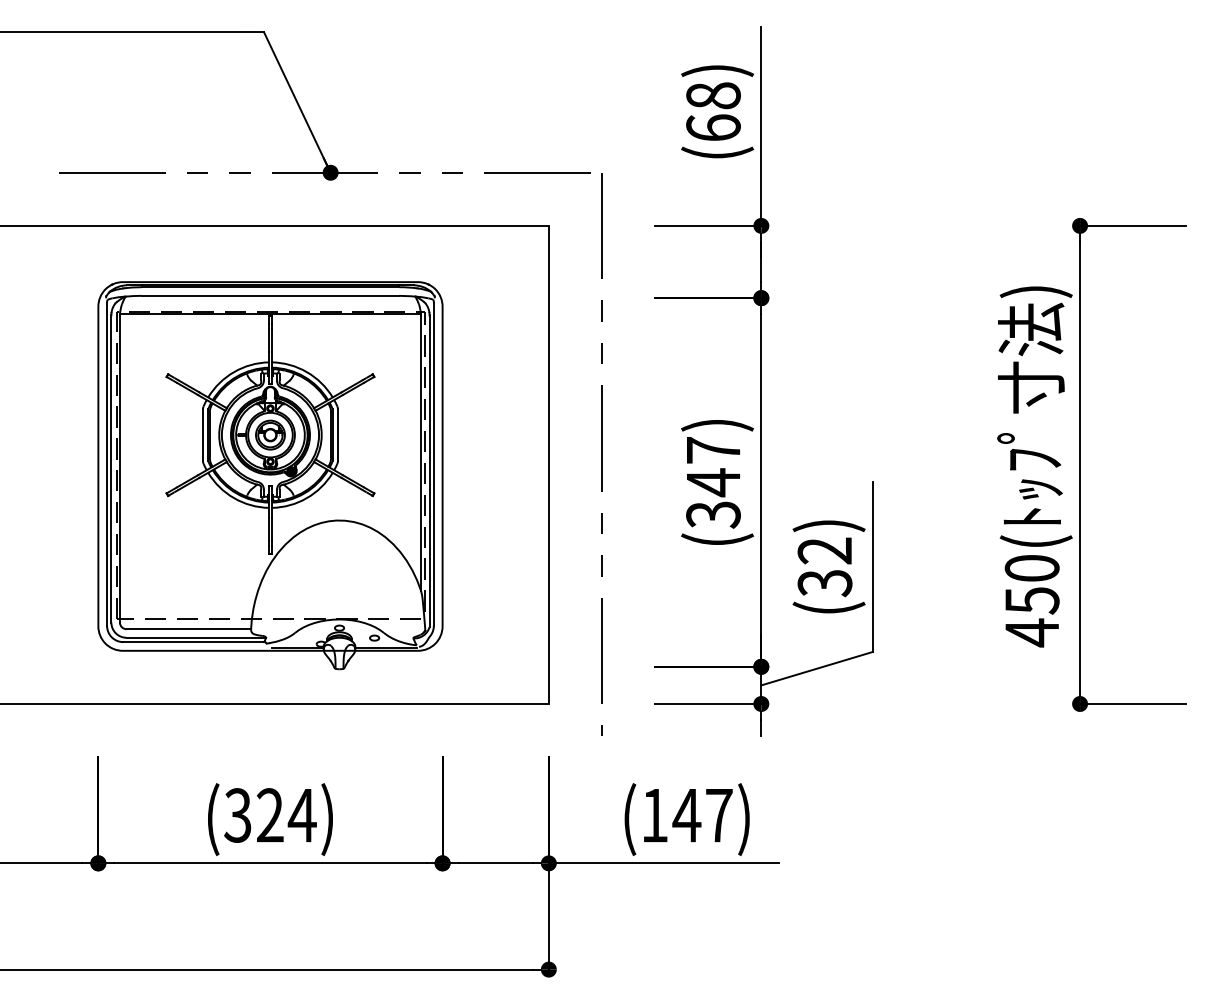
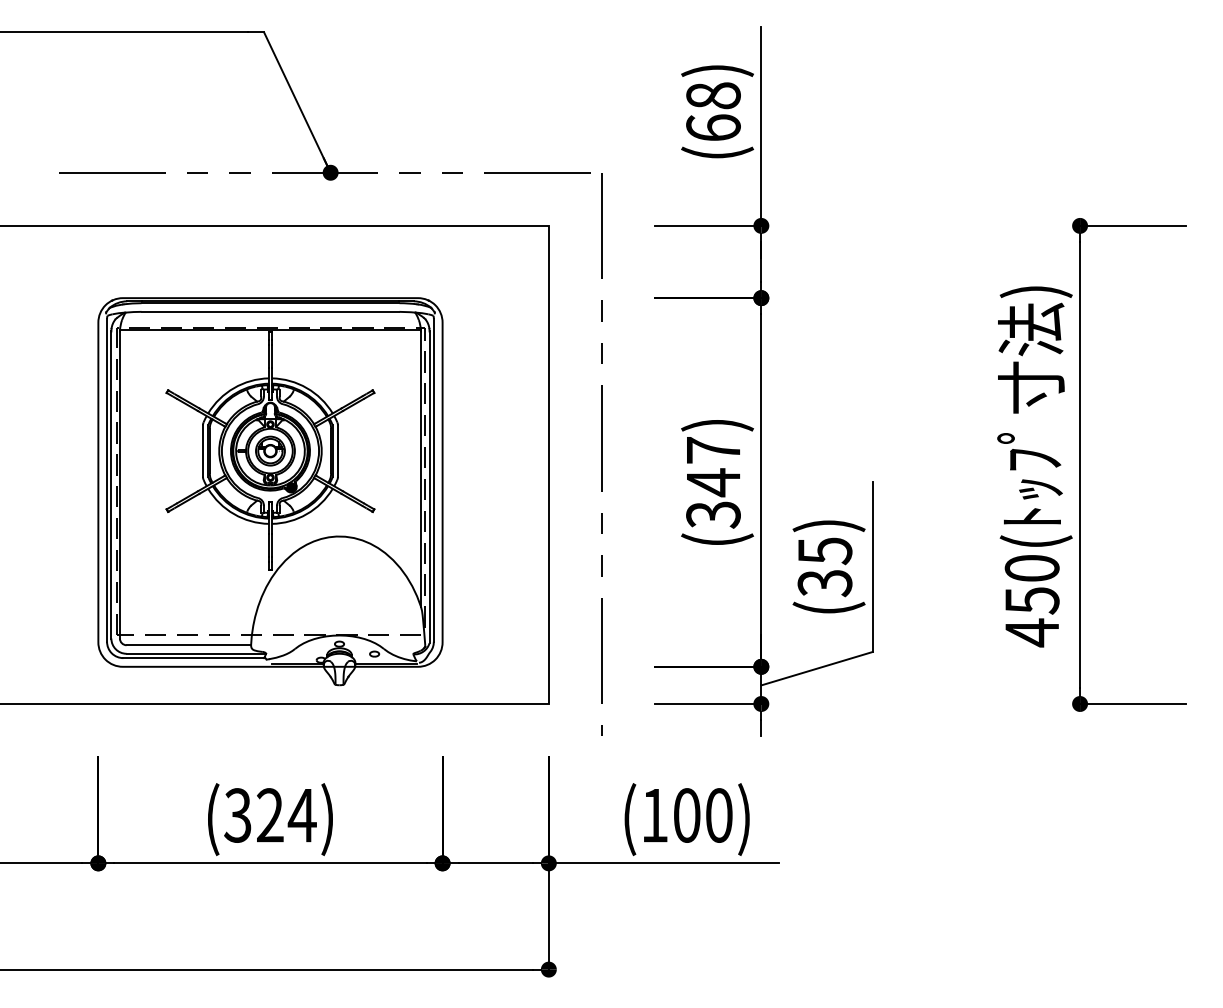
part position: (270, 475) -> (270, 491) (270, 491)
text: (32) -> (35) (824, 551)
text: (147) -> (100) (702, 815)
